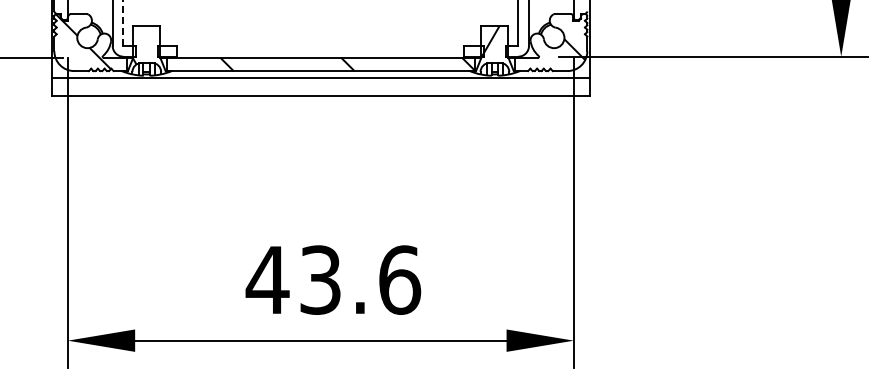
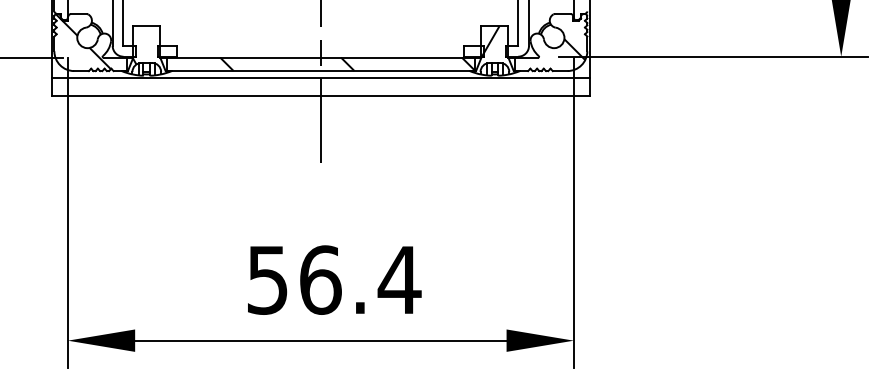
line: dashed -> solid (123, 22)
line: none -> present (320, 82)
text: 43.6 -> 56.4 (333, 279)
